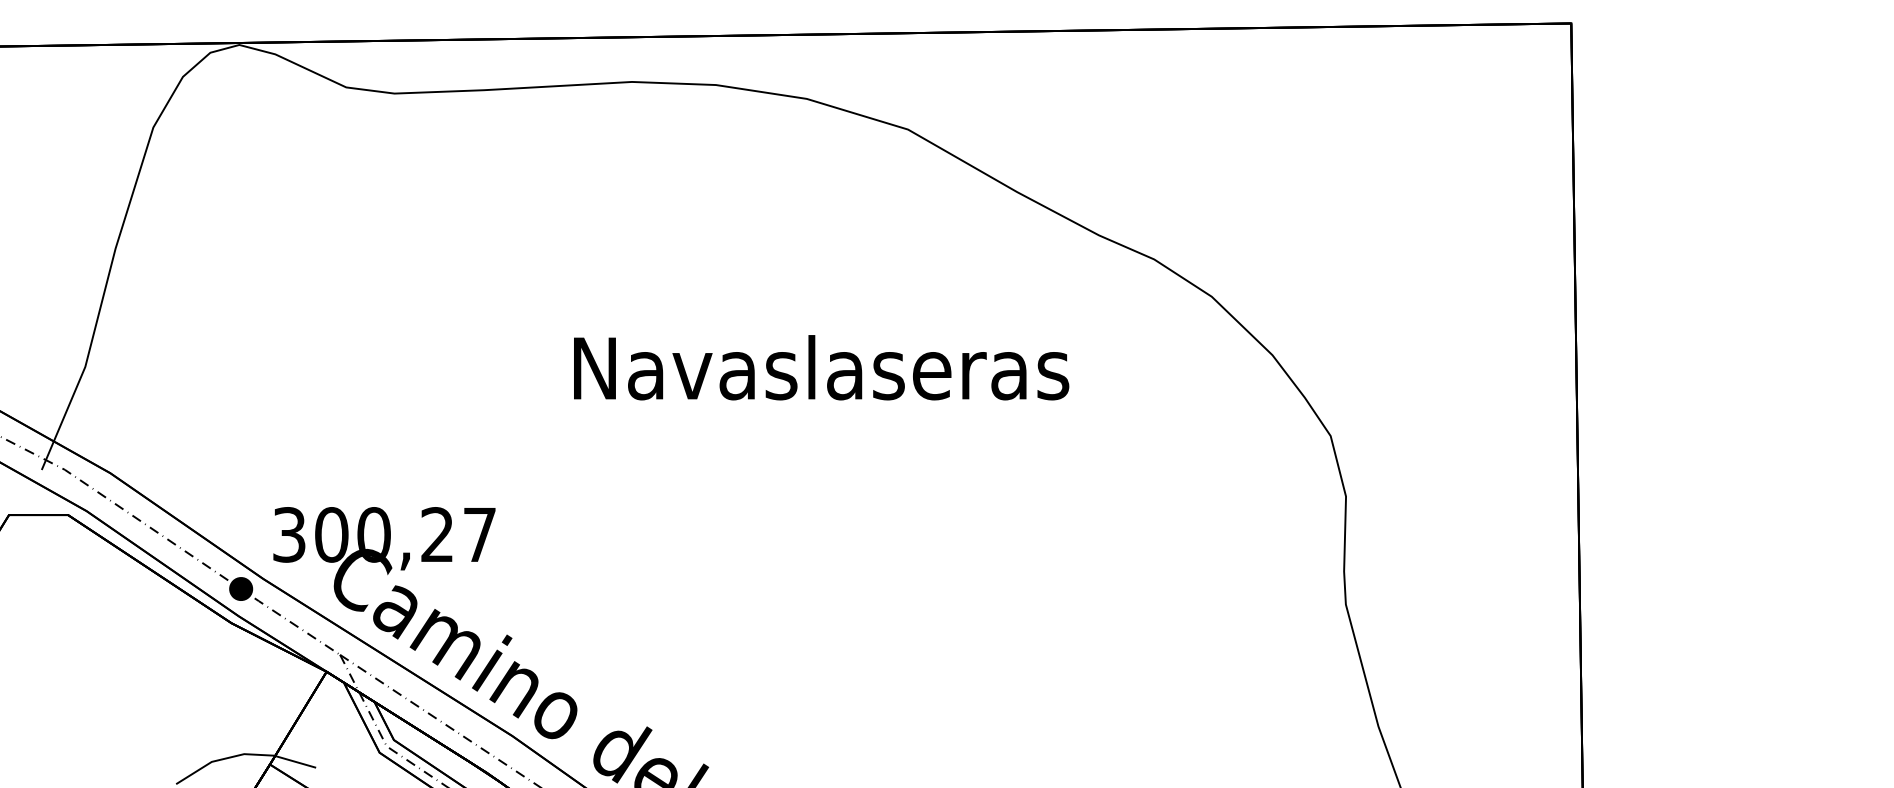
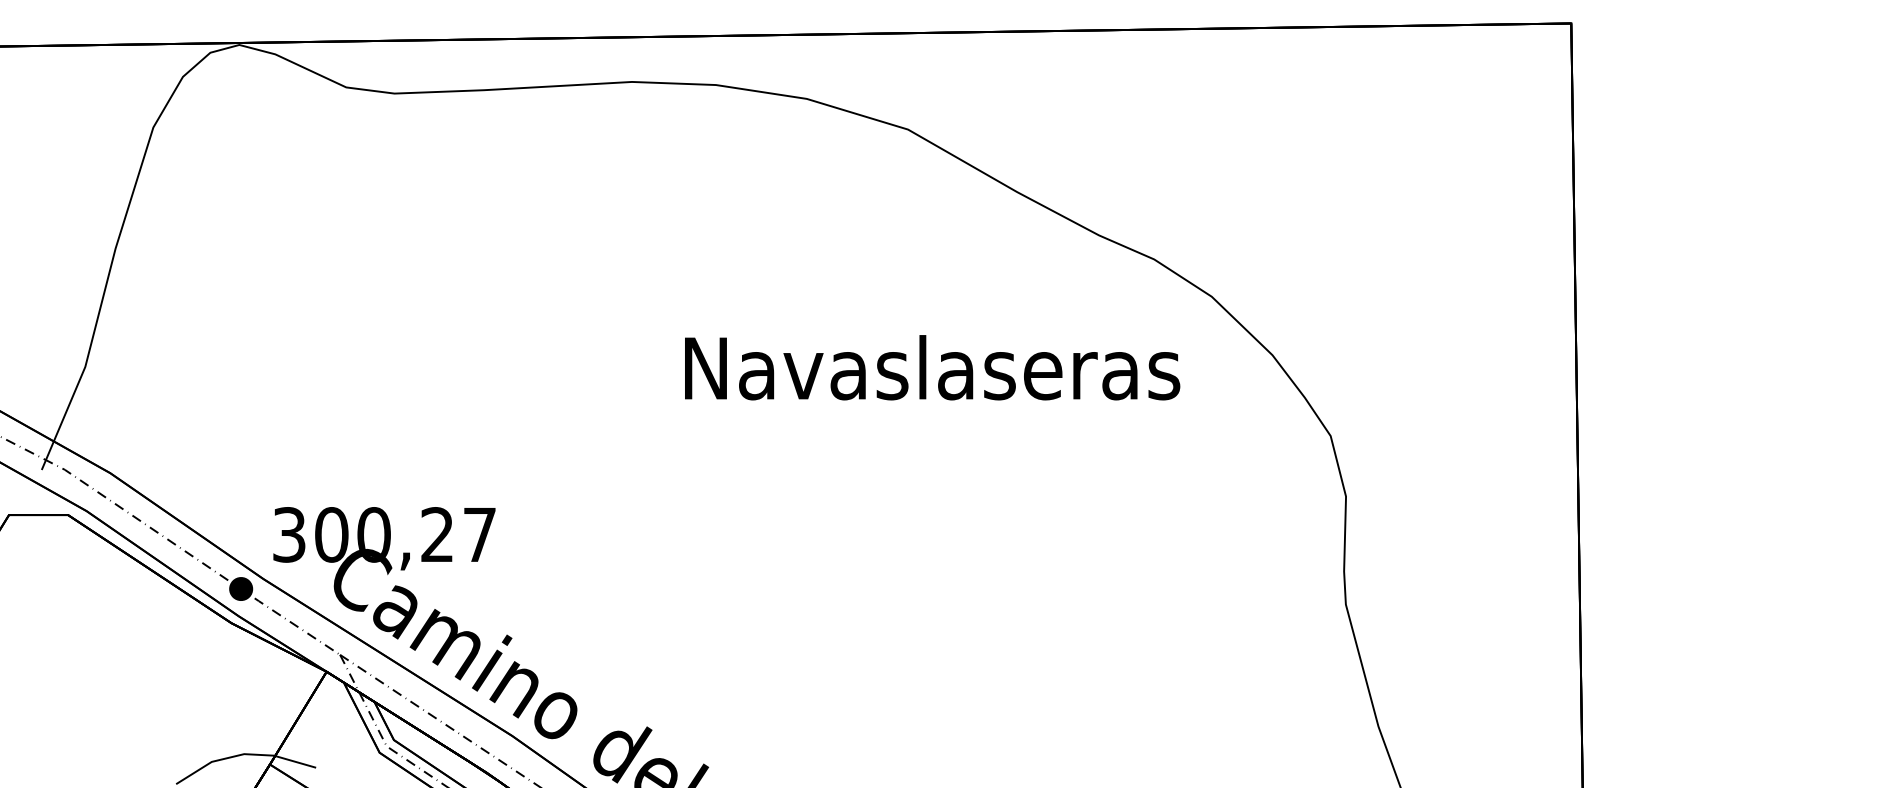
text position: (821, 367) -> (932, 367) (932, 367)
